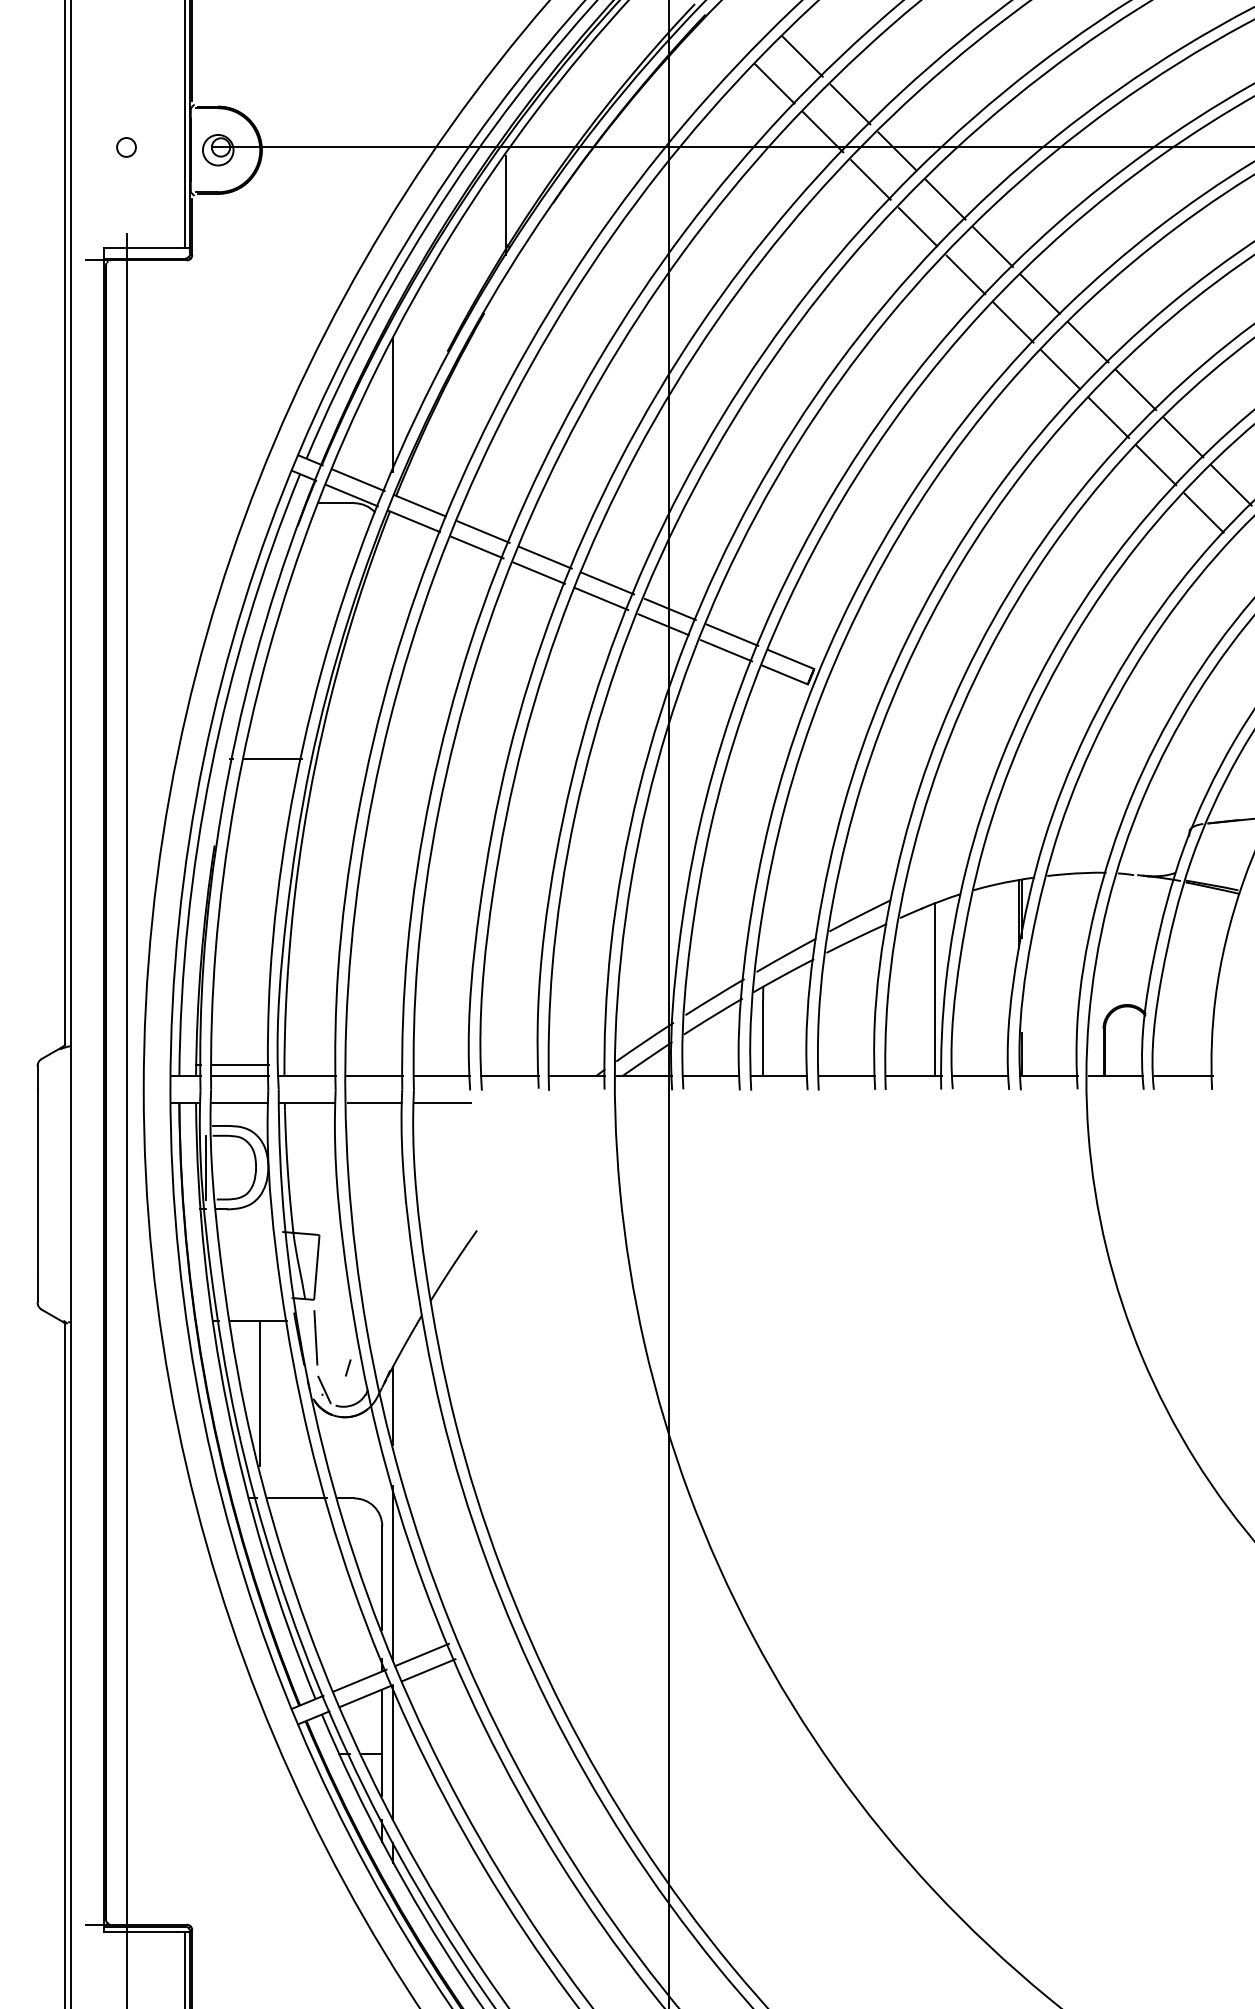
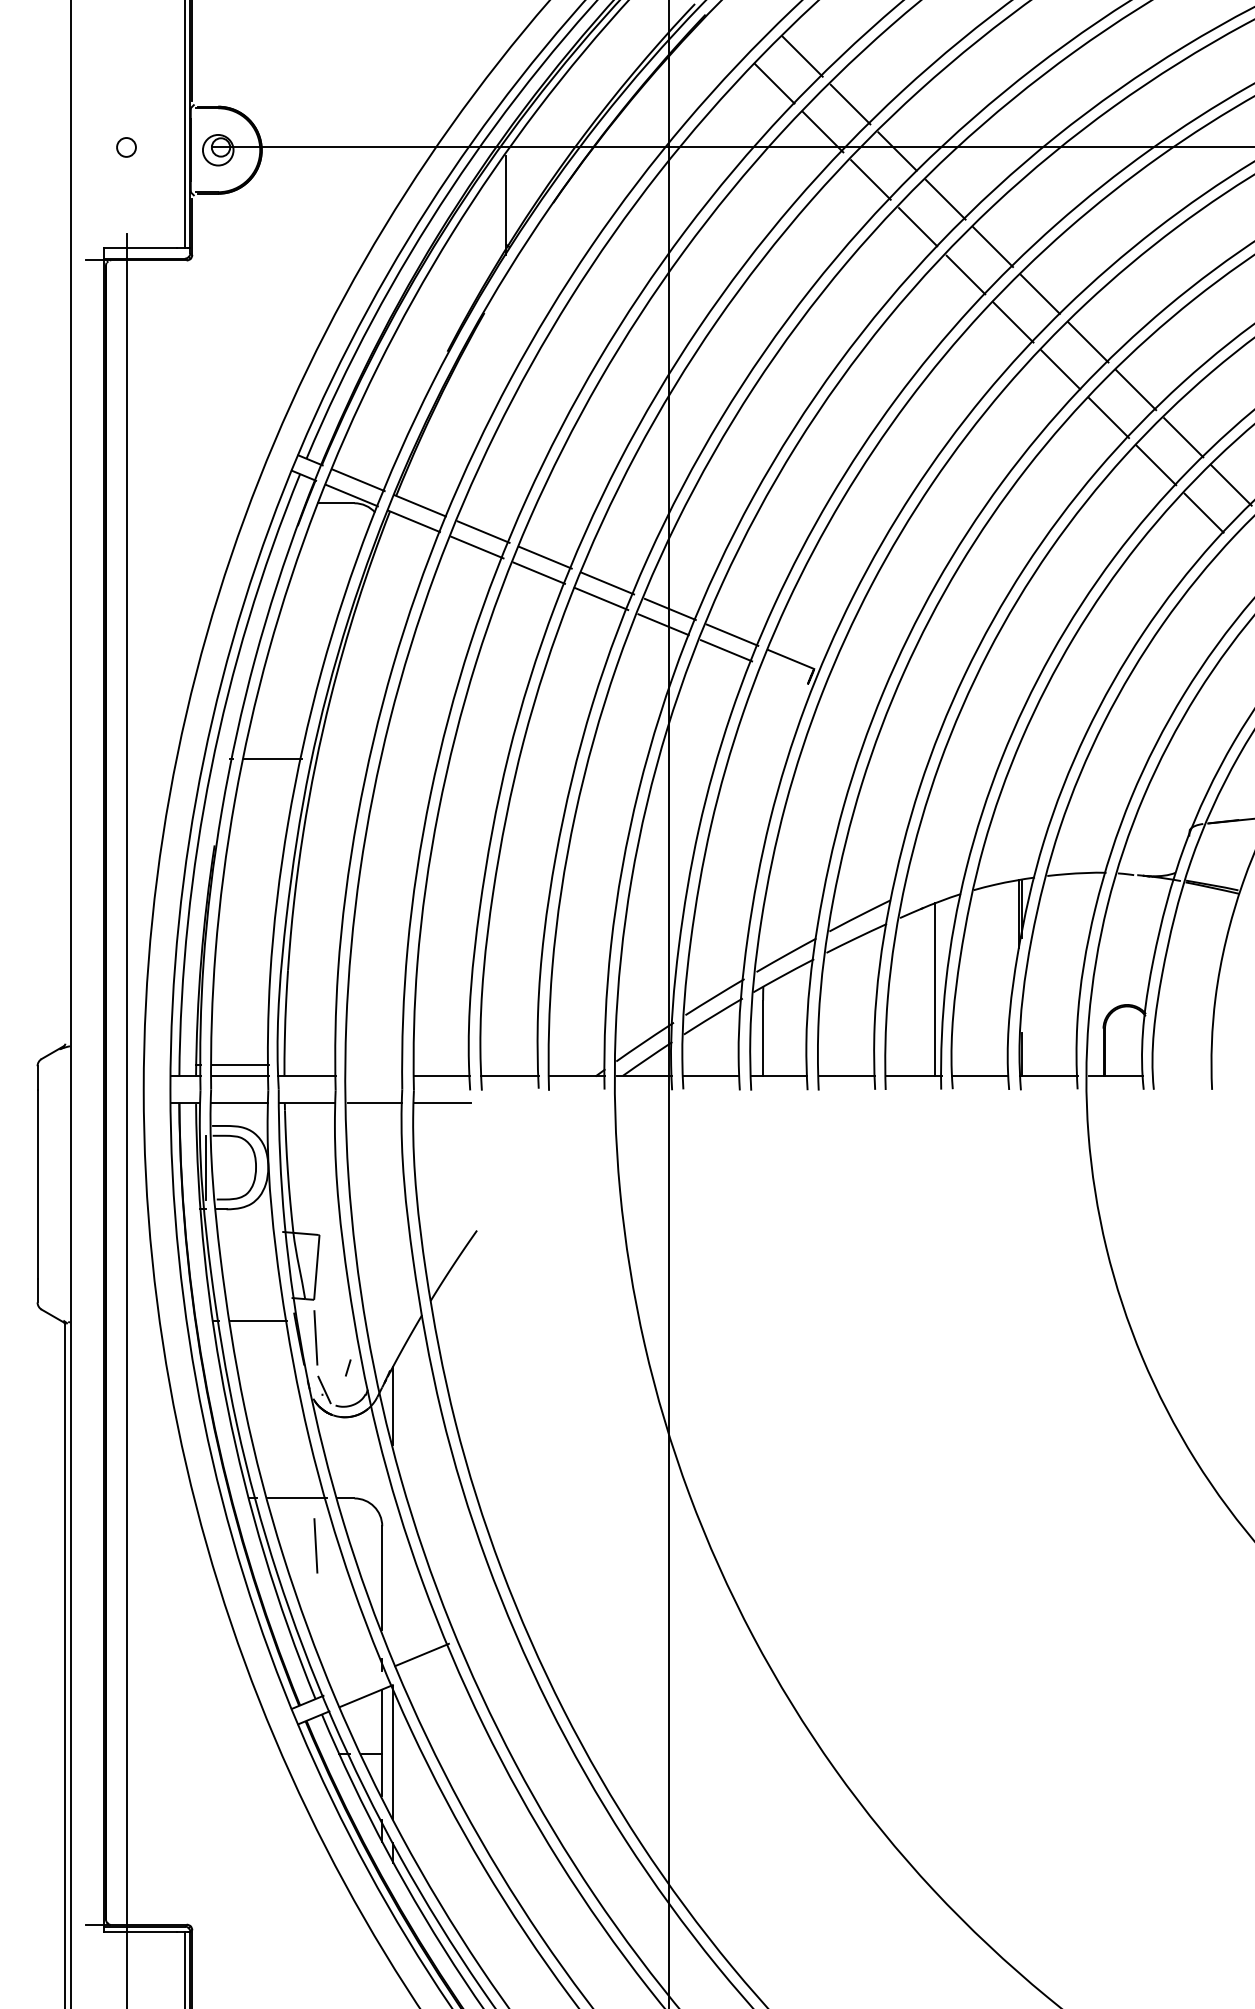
line: present -> none (393, 405)
line: present -> none (65, 523)
line: present -> none (784, 674)
line: present -> none (374, 1076)
line: present -> none (1183, 1076)
line: present -> none (259, 1393)
line: none -> present (315, 1545)
line: present -> none (393, 1573)
line: present -> none (428, 1670)
line: present -> none (359, 1680)
